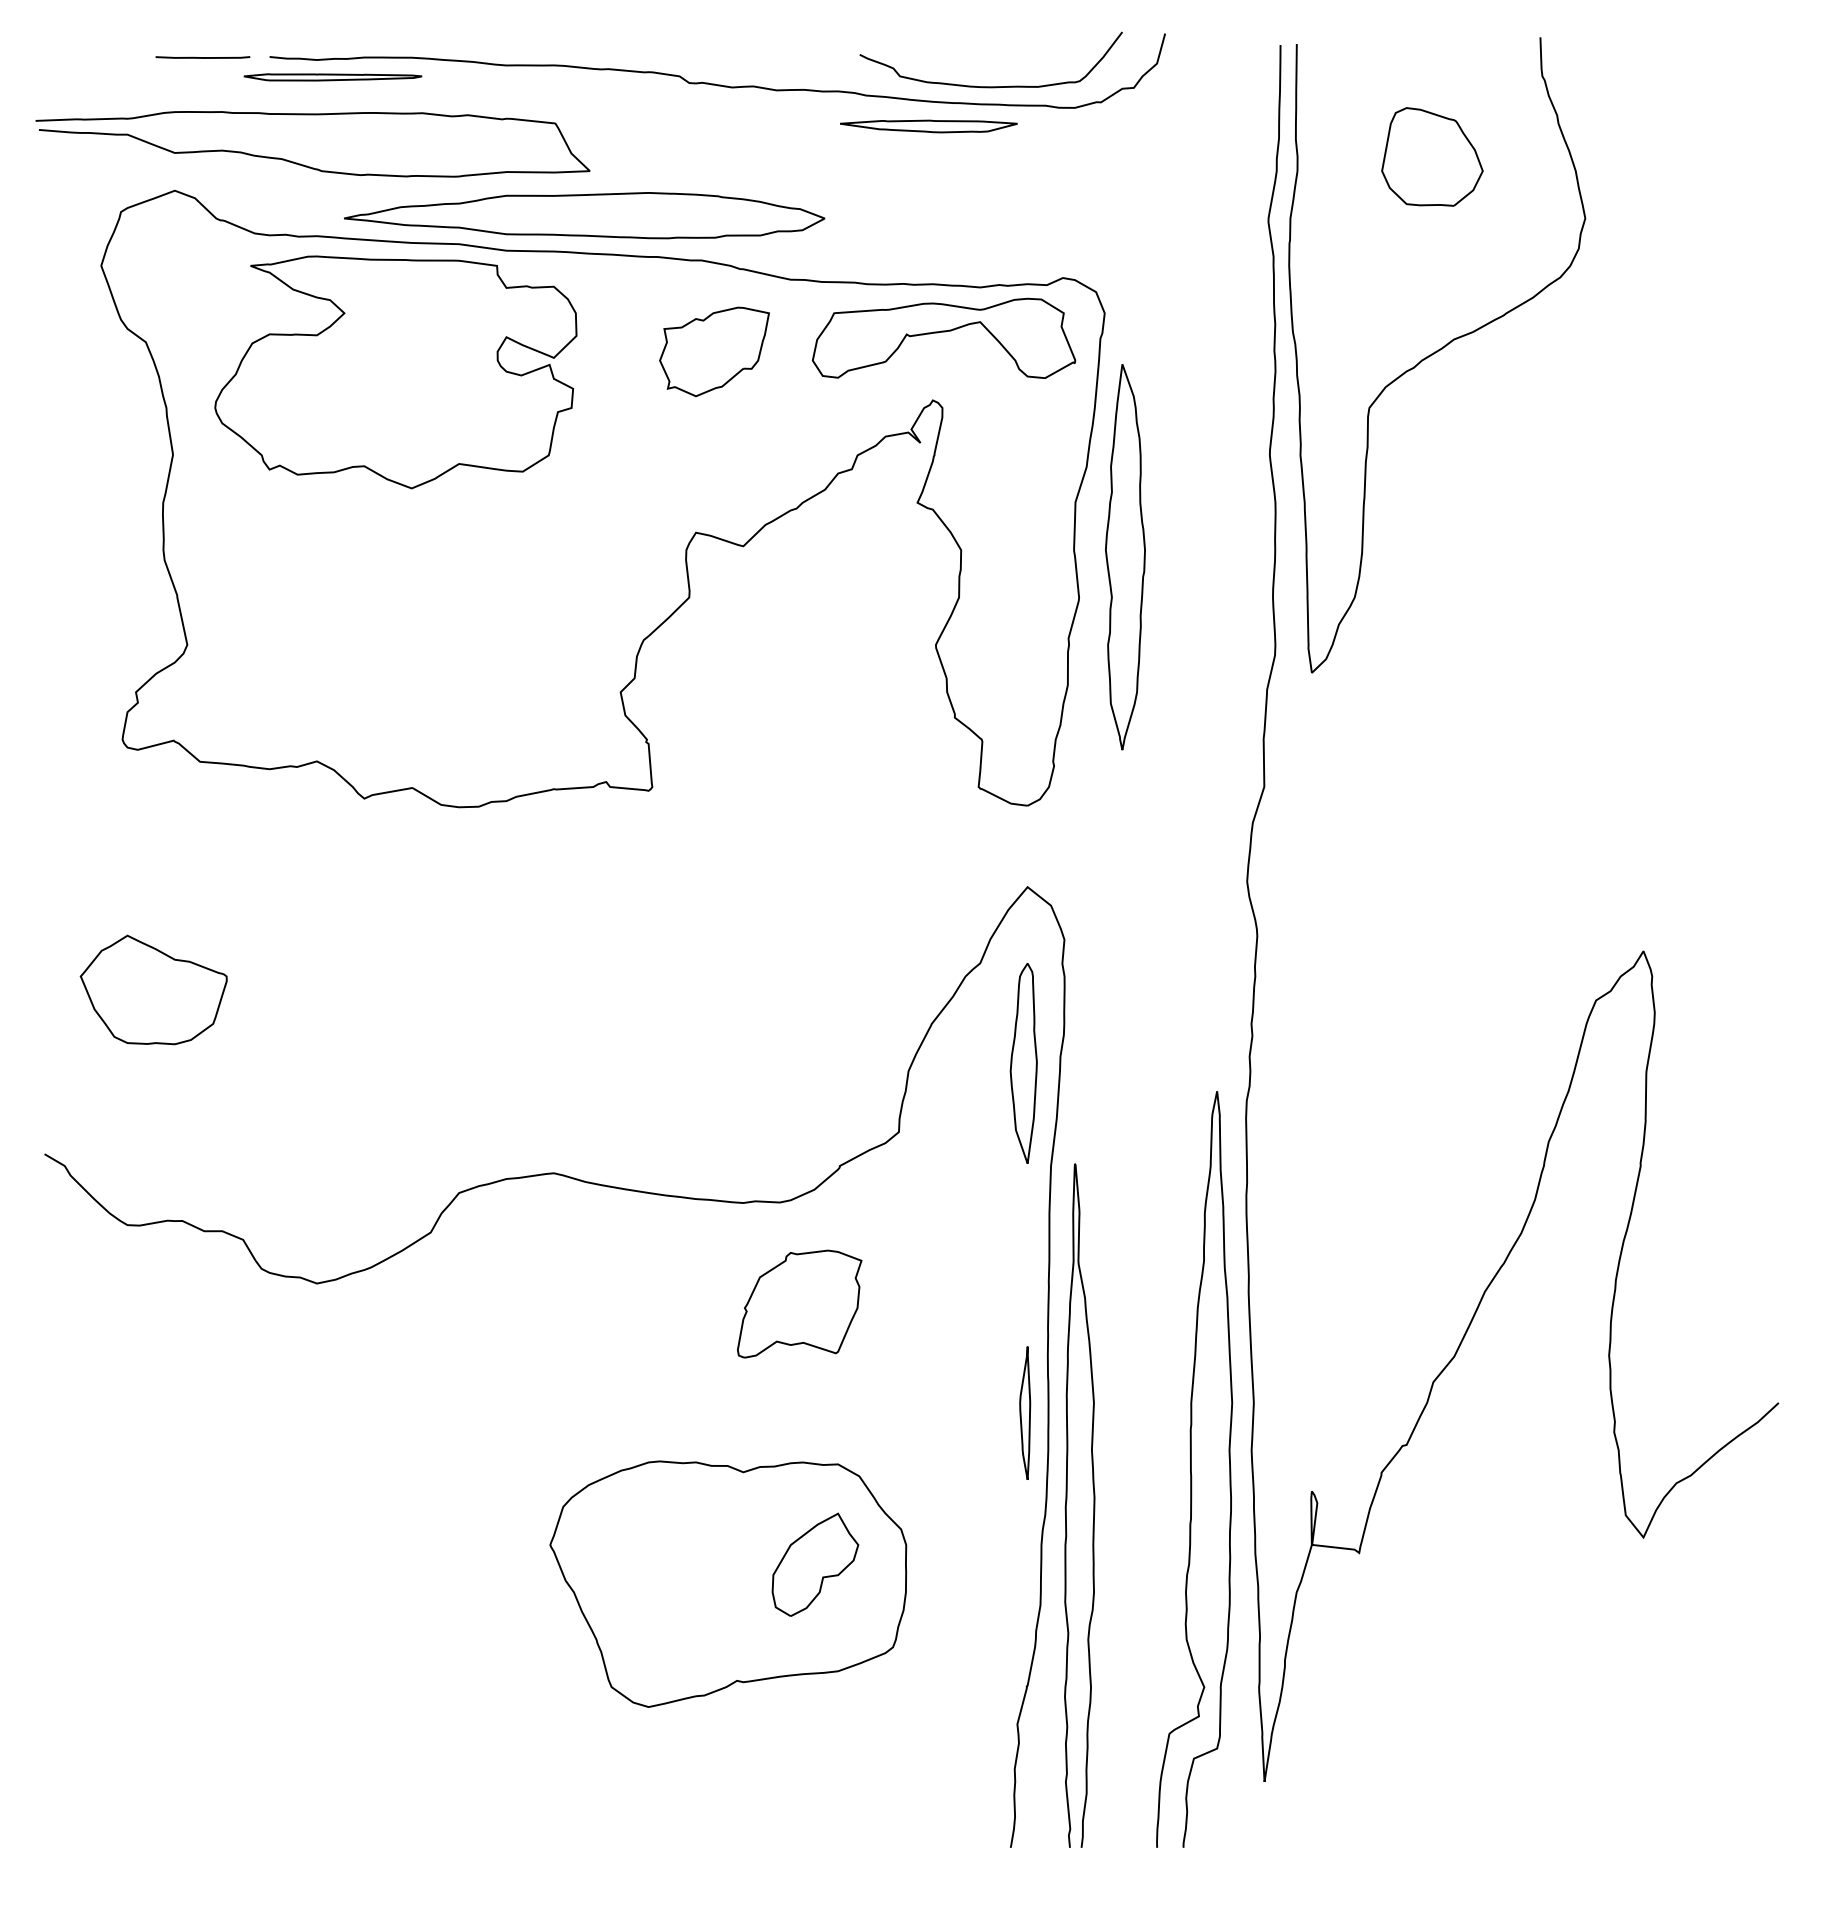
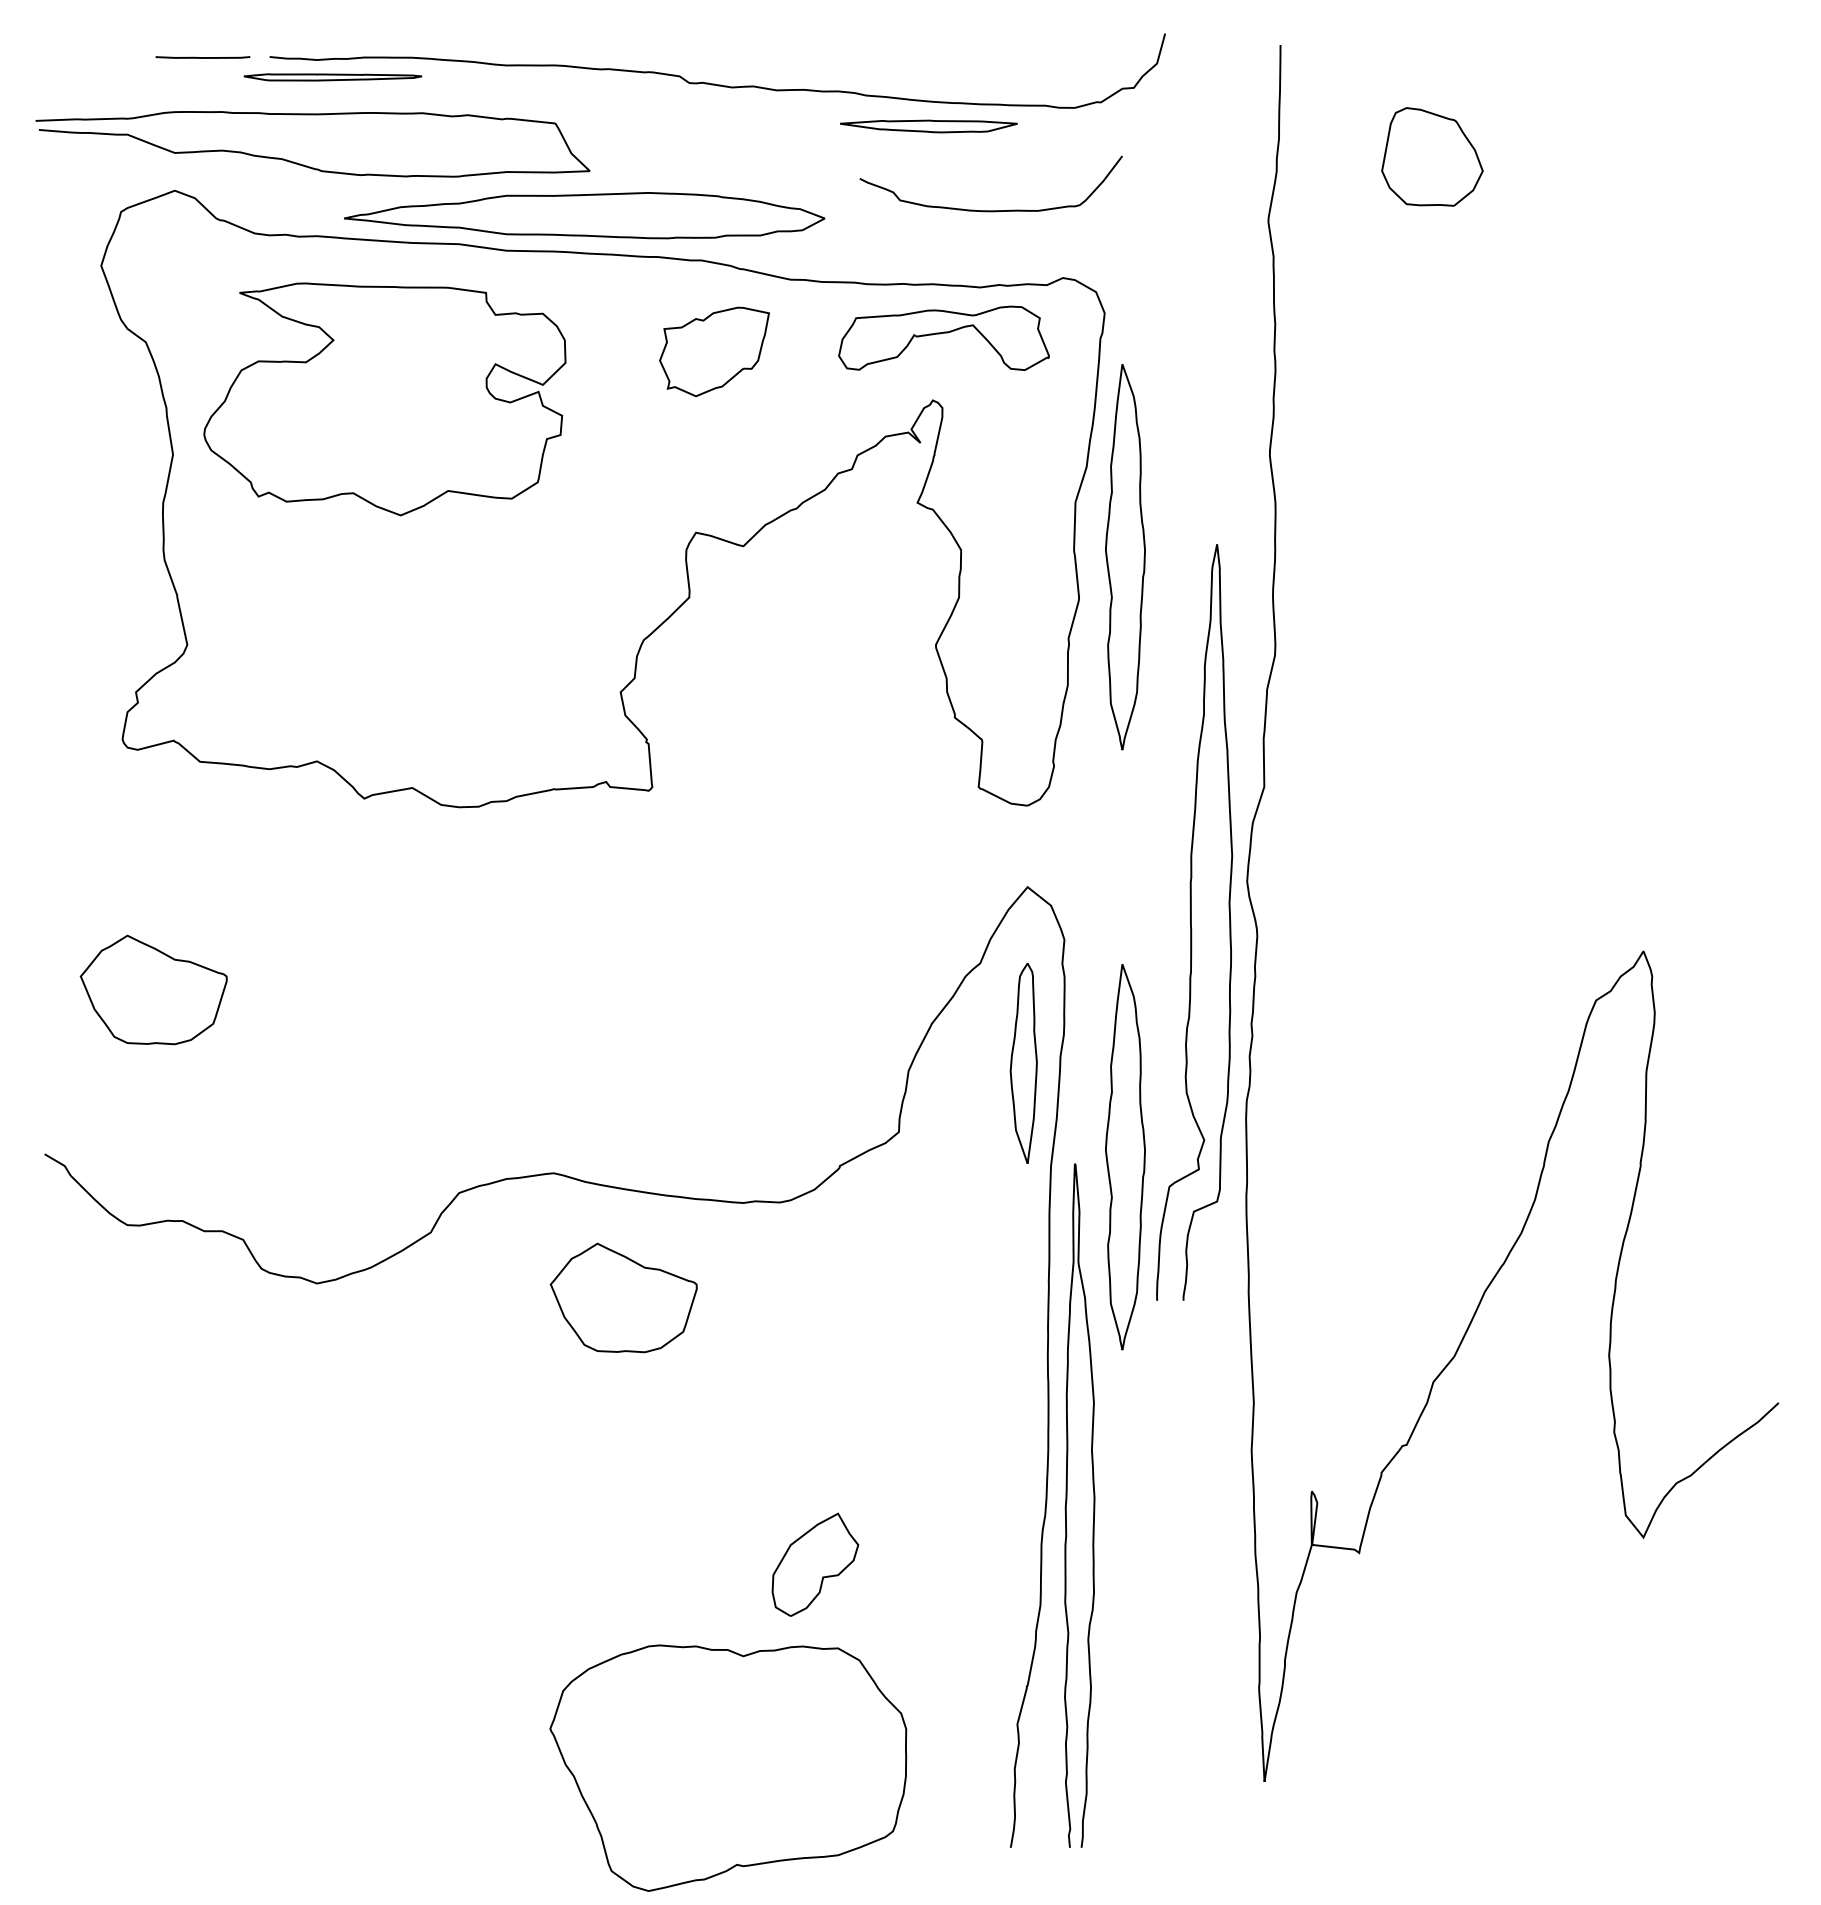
curve position: (990, 86) -> (990, 210) (990, 210)
part size: 266x82 px -> 212x66 px (943, 337)
curve: present -> none (1435, 353)
part position: (395, 372) -> (384, 399) (384, 399)
part: none -> present (1125, 1157)
part: none -> present (623, 1297)
part: present -> none (799, 1303)
part: present -> none (1025, 1412)
curve position: (1191, 1469) -> (1191, 922) (1191, 922)
part position: (728, 1583) -> (728, 1767) (728, 1767)
